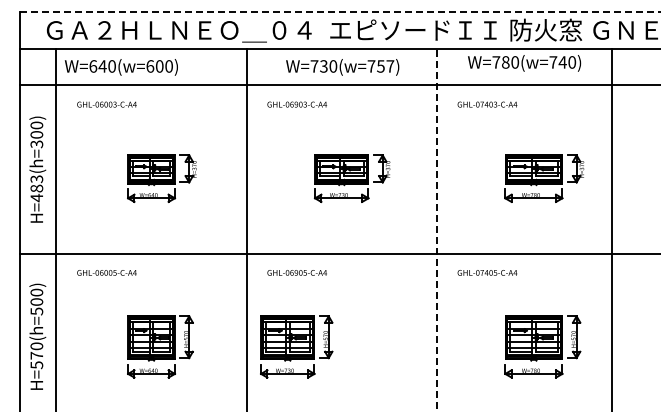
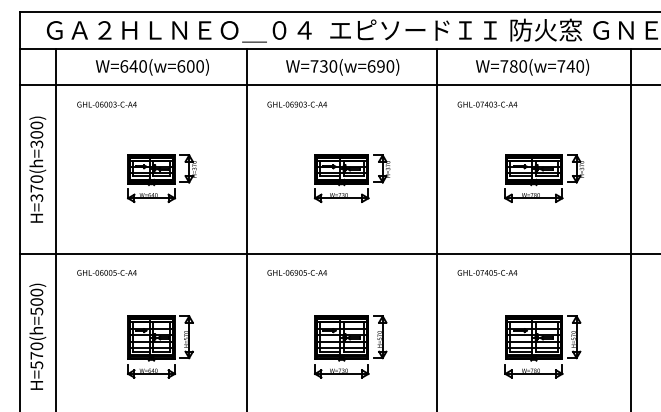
line: dashed -> solid (340, 12)
text position: (524, 63) -> (532, 67) (532, 67)
text: W=730(w=757) -> W=730(w=690) (380, 66)
text position: (120, 67) -> (151, 67) (151, 67)
text: H=483(h=300) -> H=370(h=300) (36, 188)
line position: (611, 228) -> (630, 228) (630, 228)
line: dashed -> solid (436, 229)
part position: (296, 346) -> (350, 346) (350, 346)
